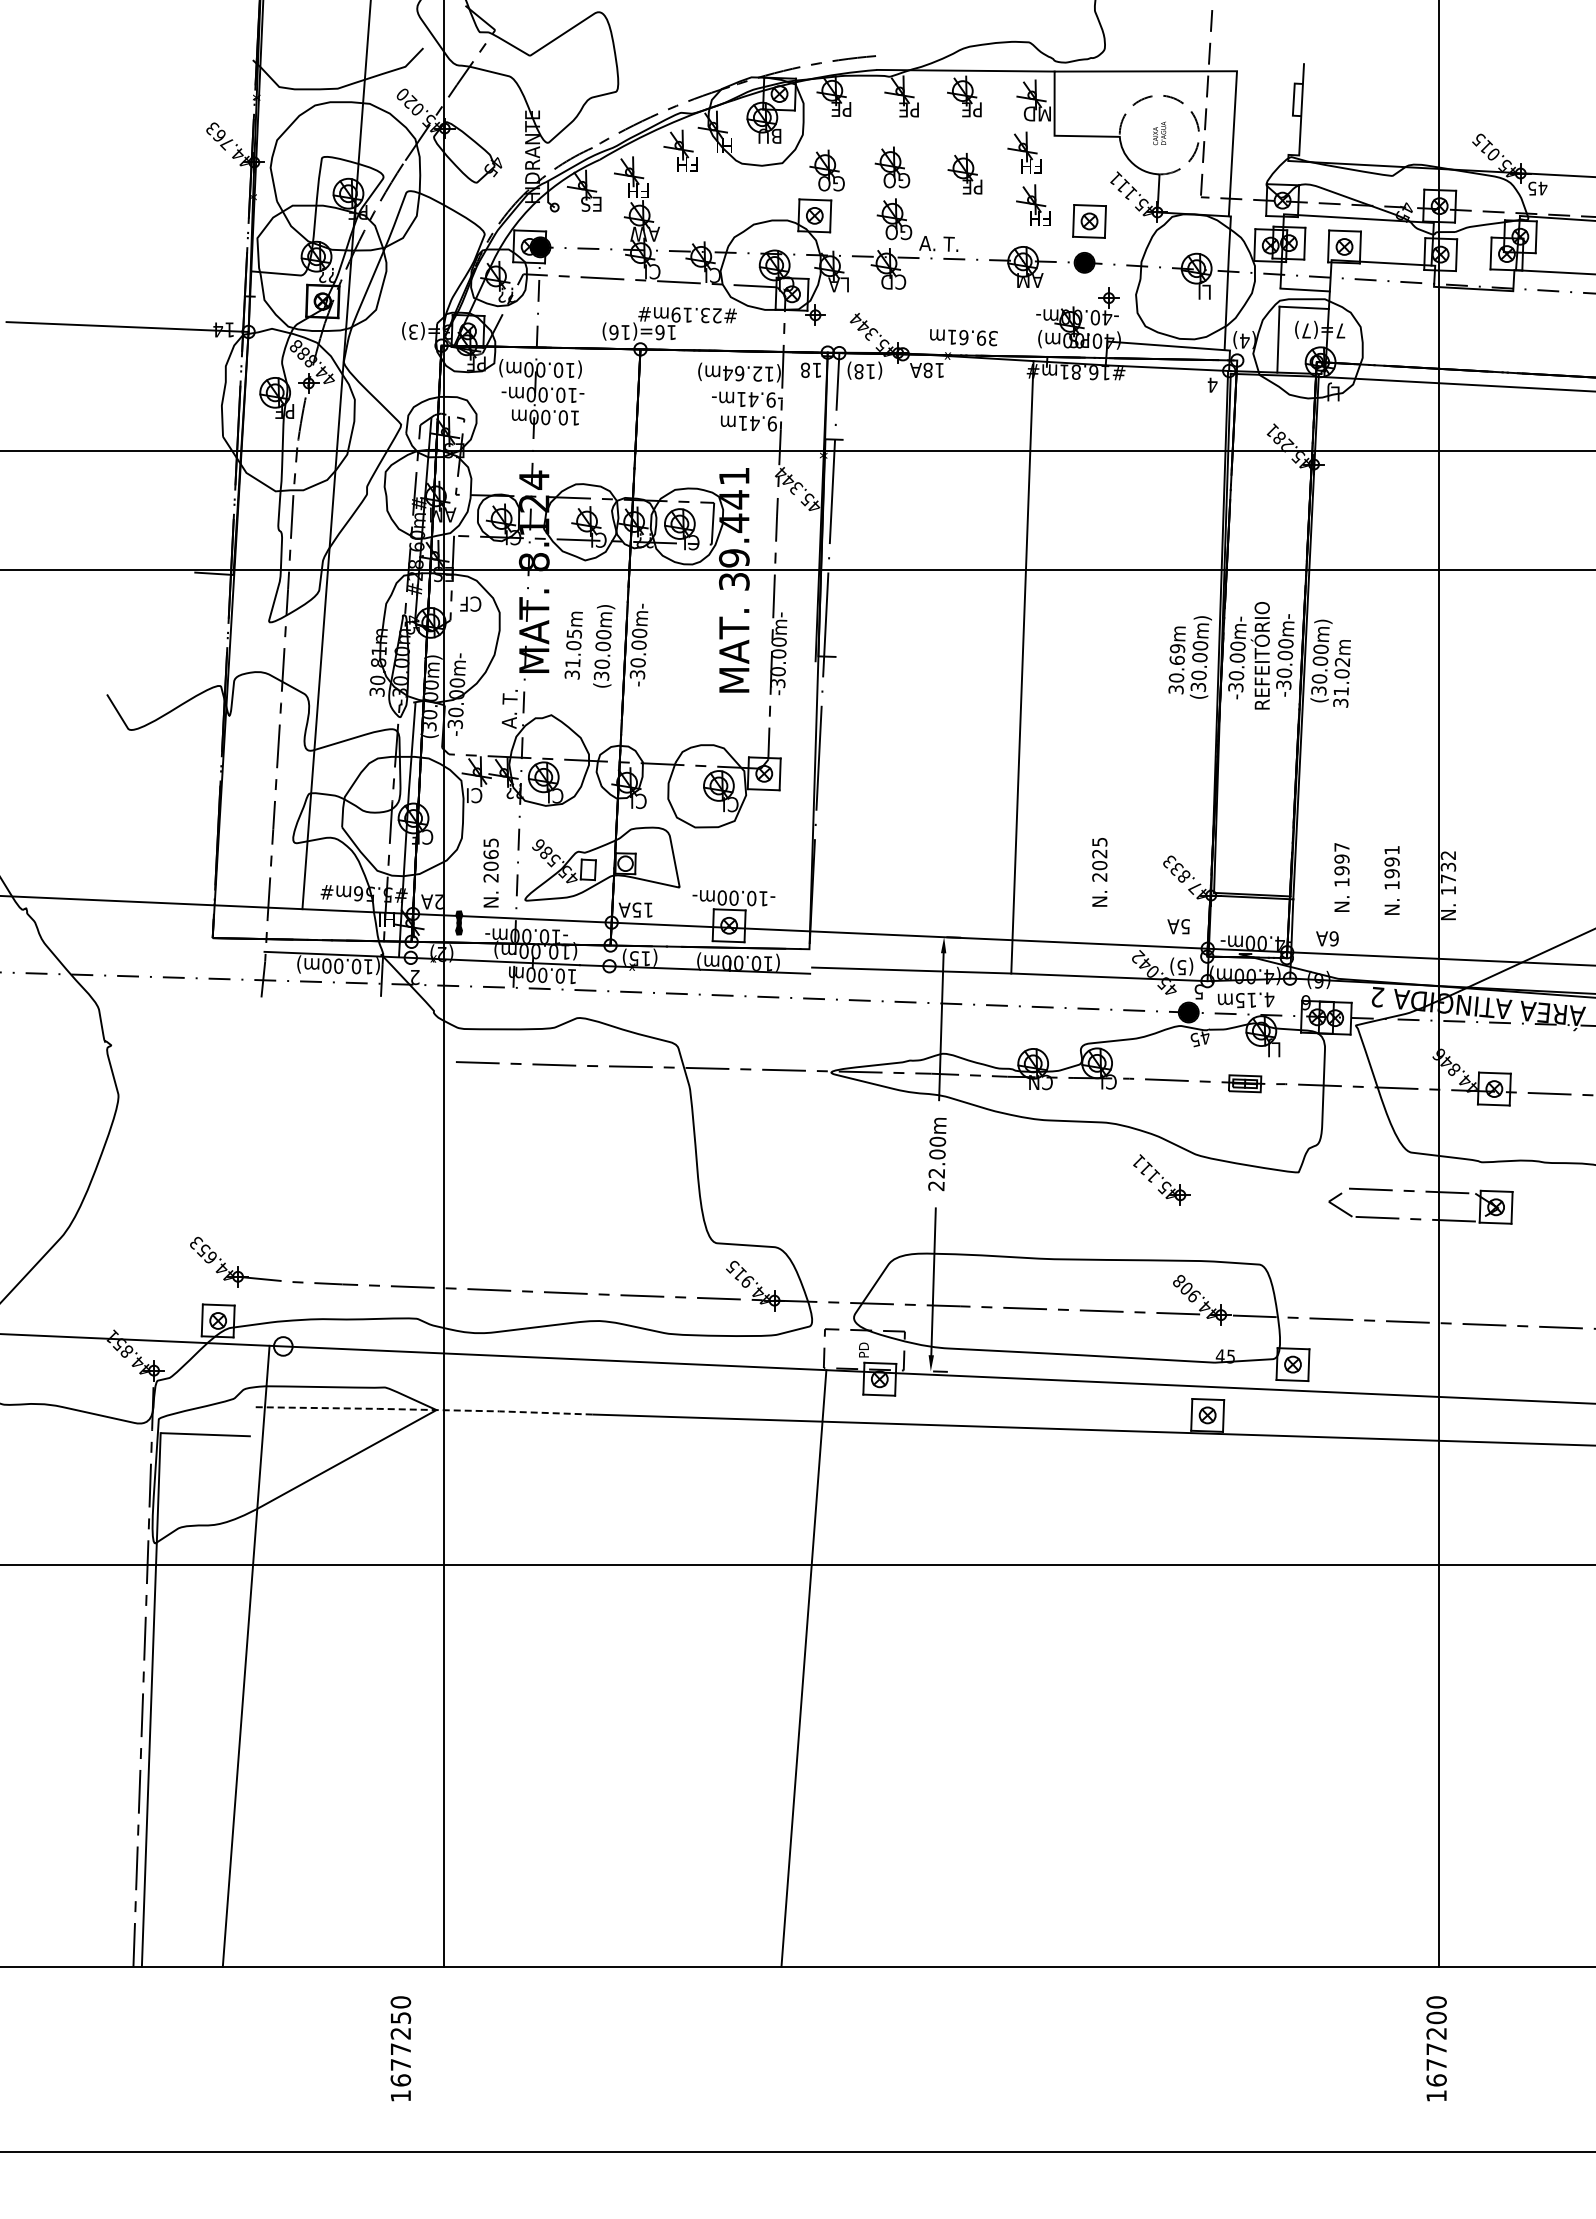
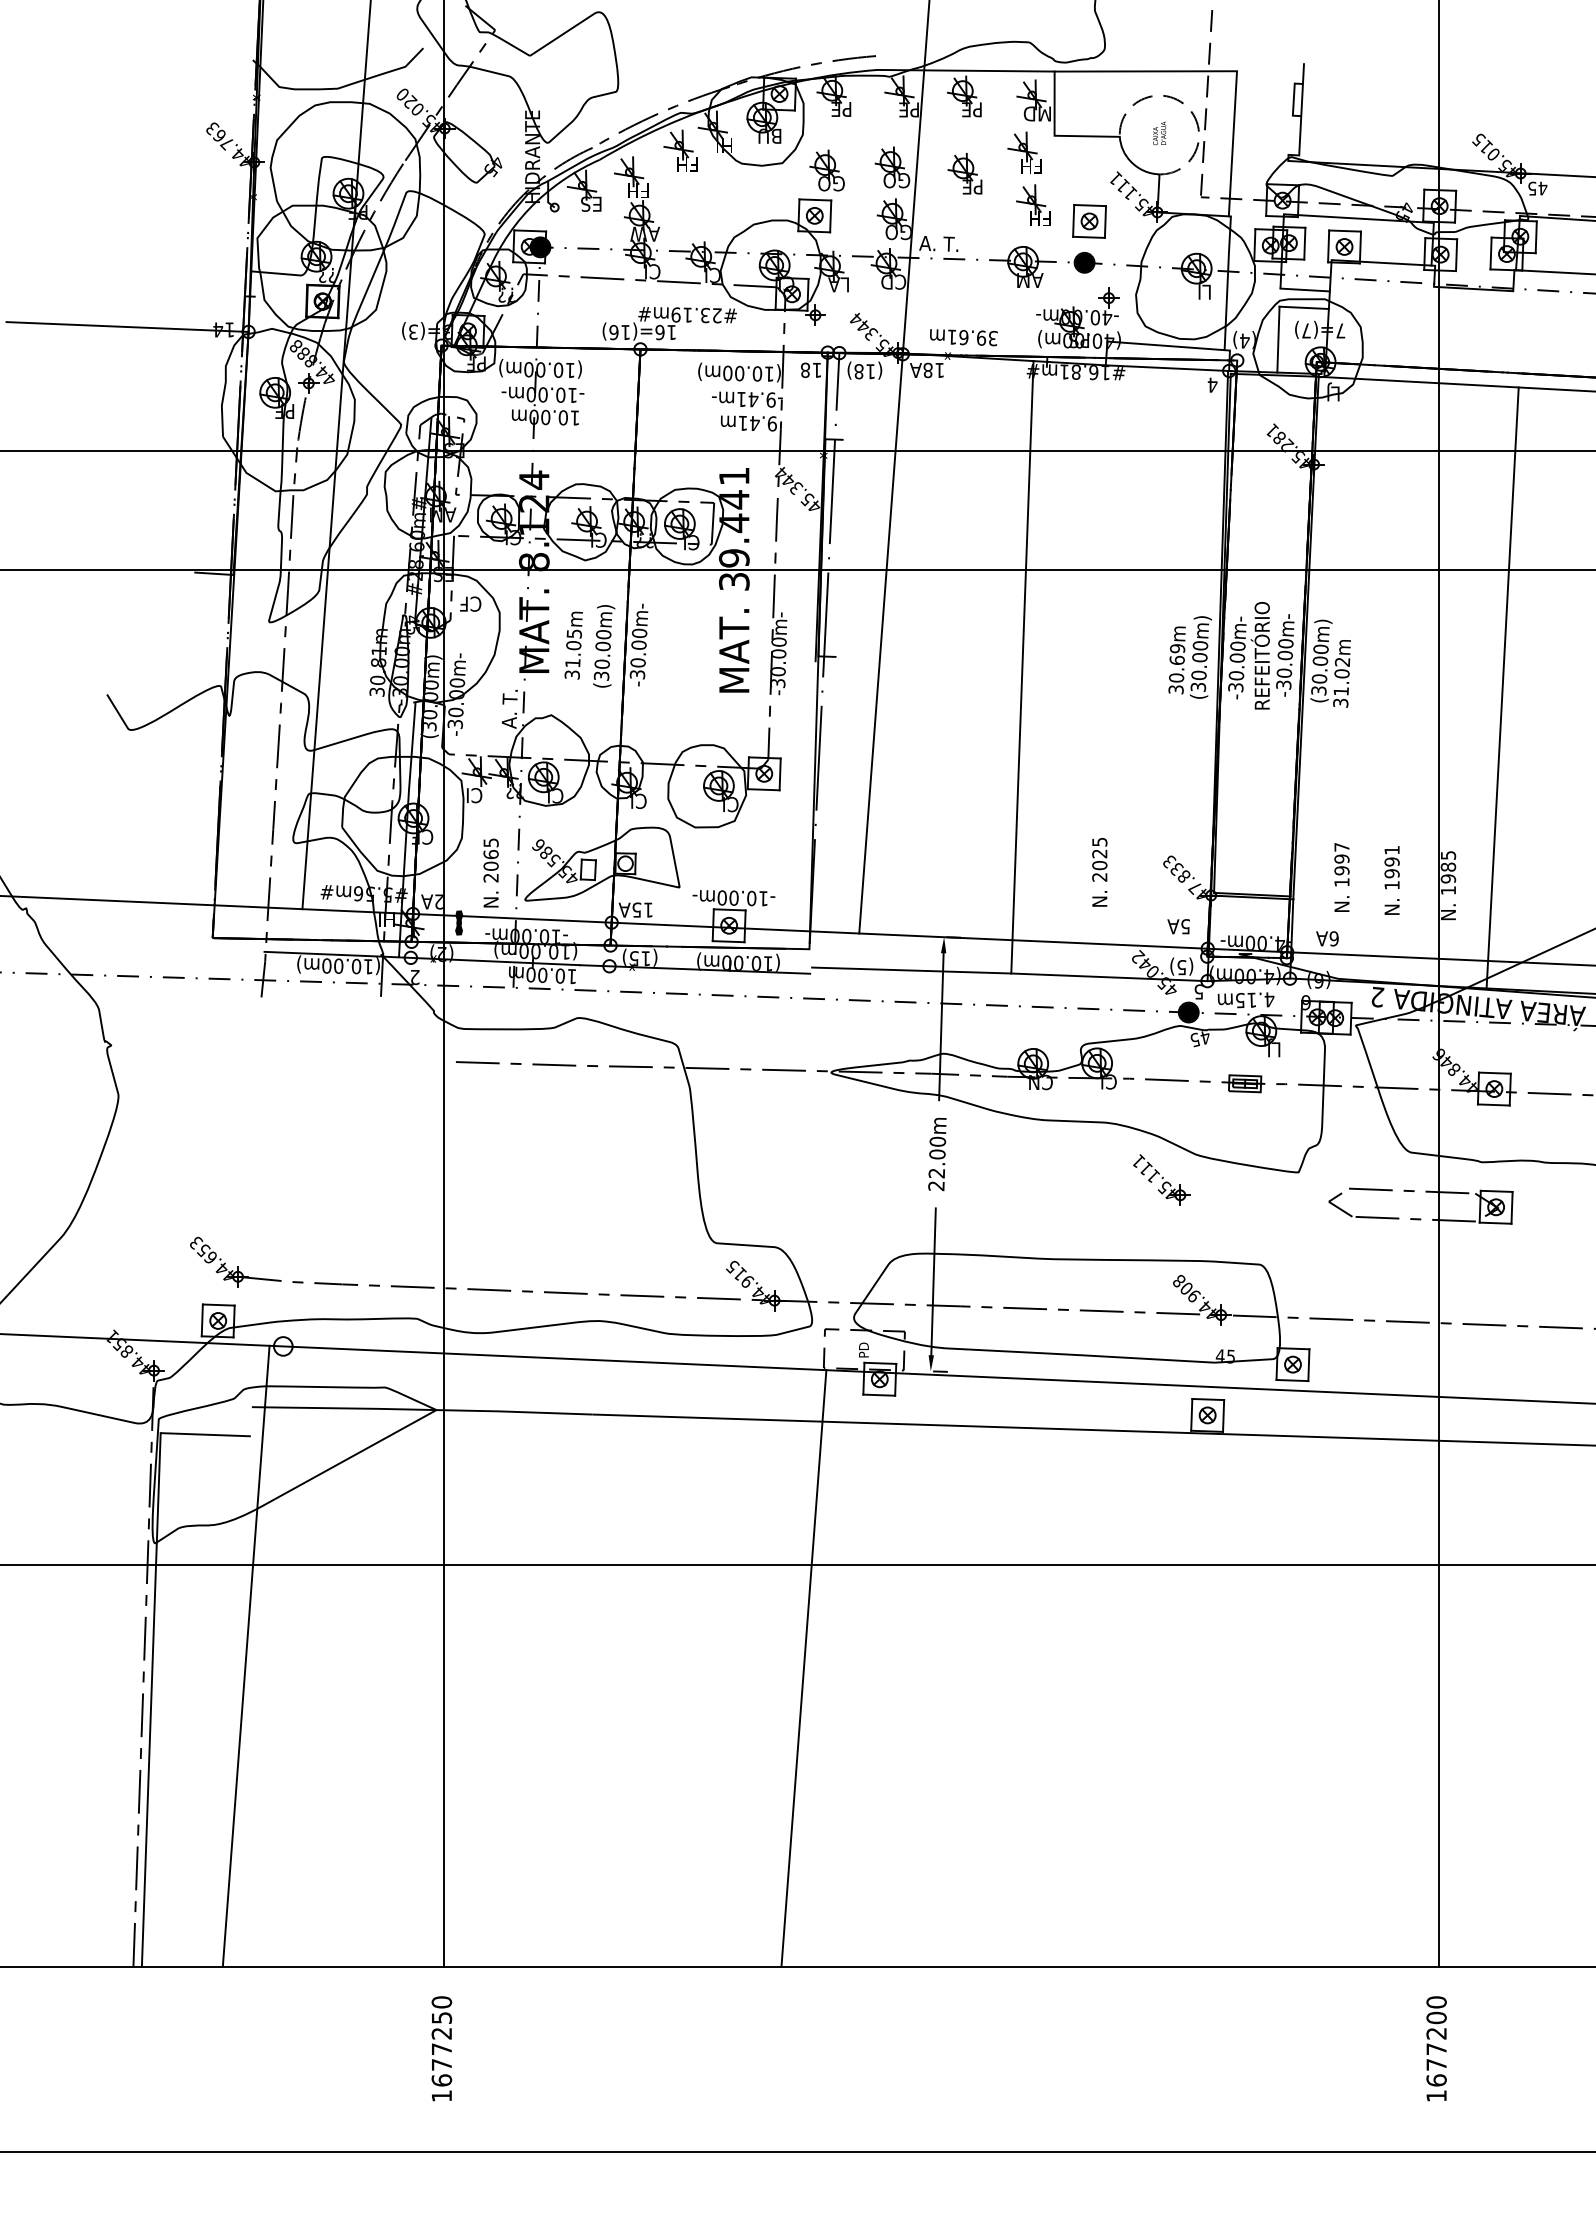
text: (12.64m) -> (10.00m) (742, 373)
line: none -> present (894, 467)
line: none -> present (1502, 687)
text: 1732 -> 1985 (1448, 867)
line: dashed -> solid (421, 1409)
text position: (400, 2048) -> (441, 2048) (441, 2048)
